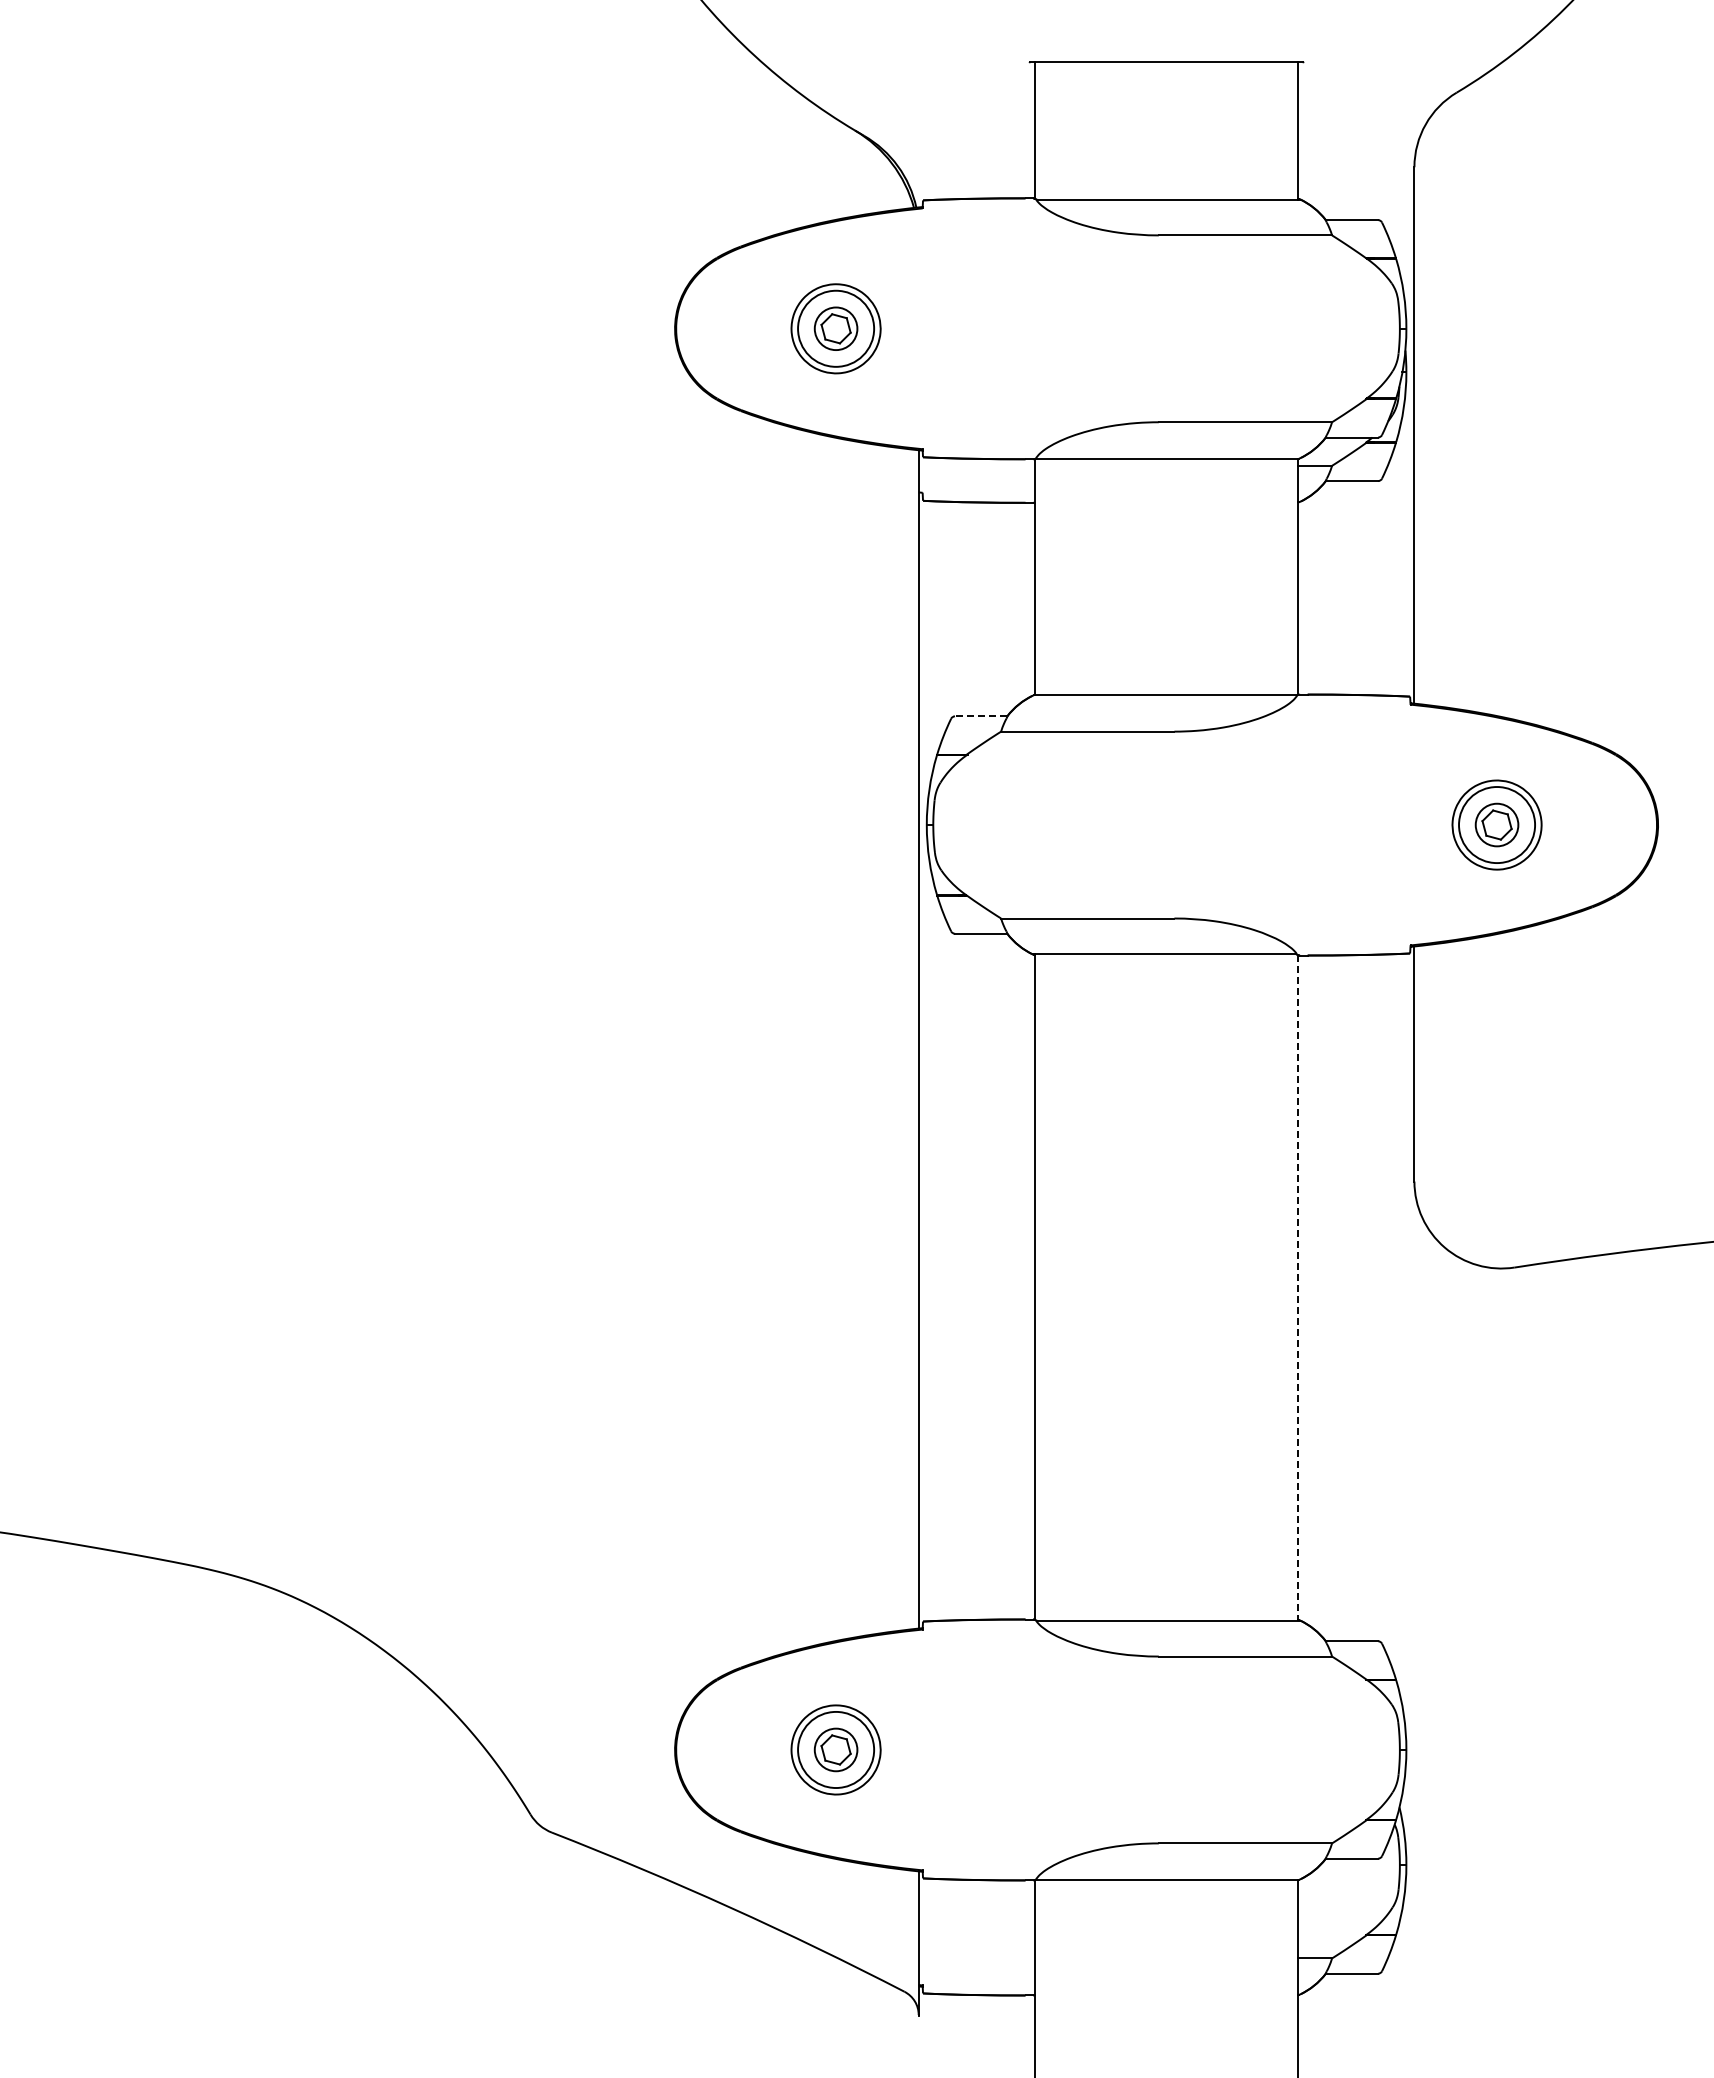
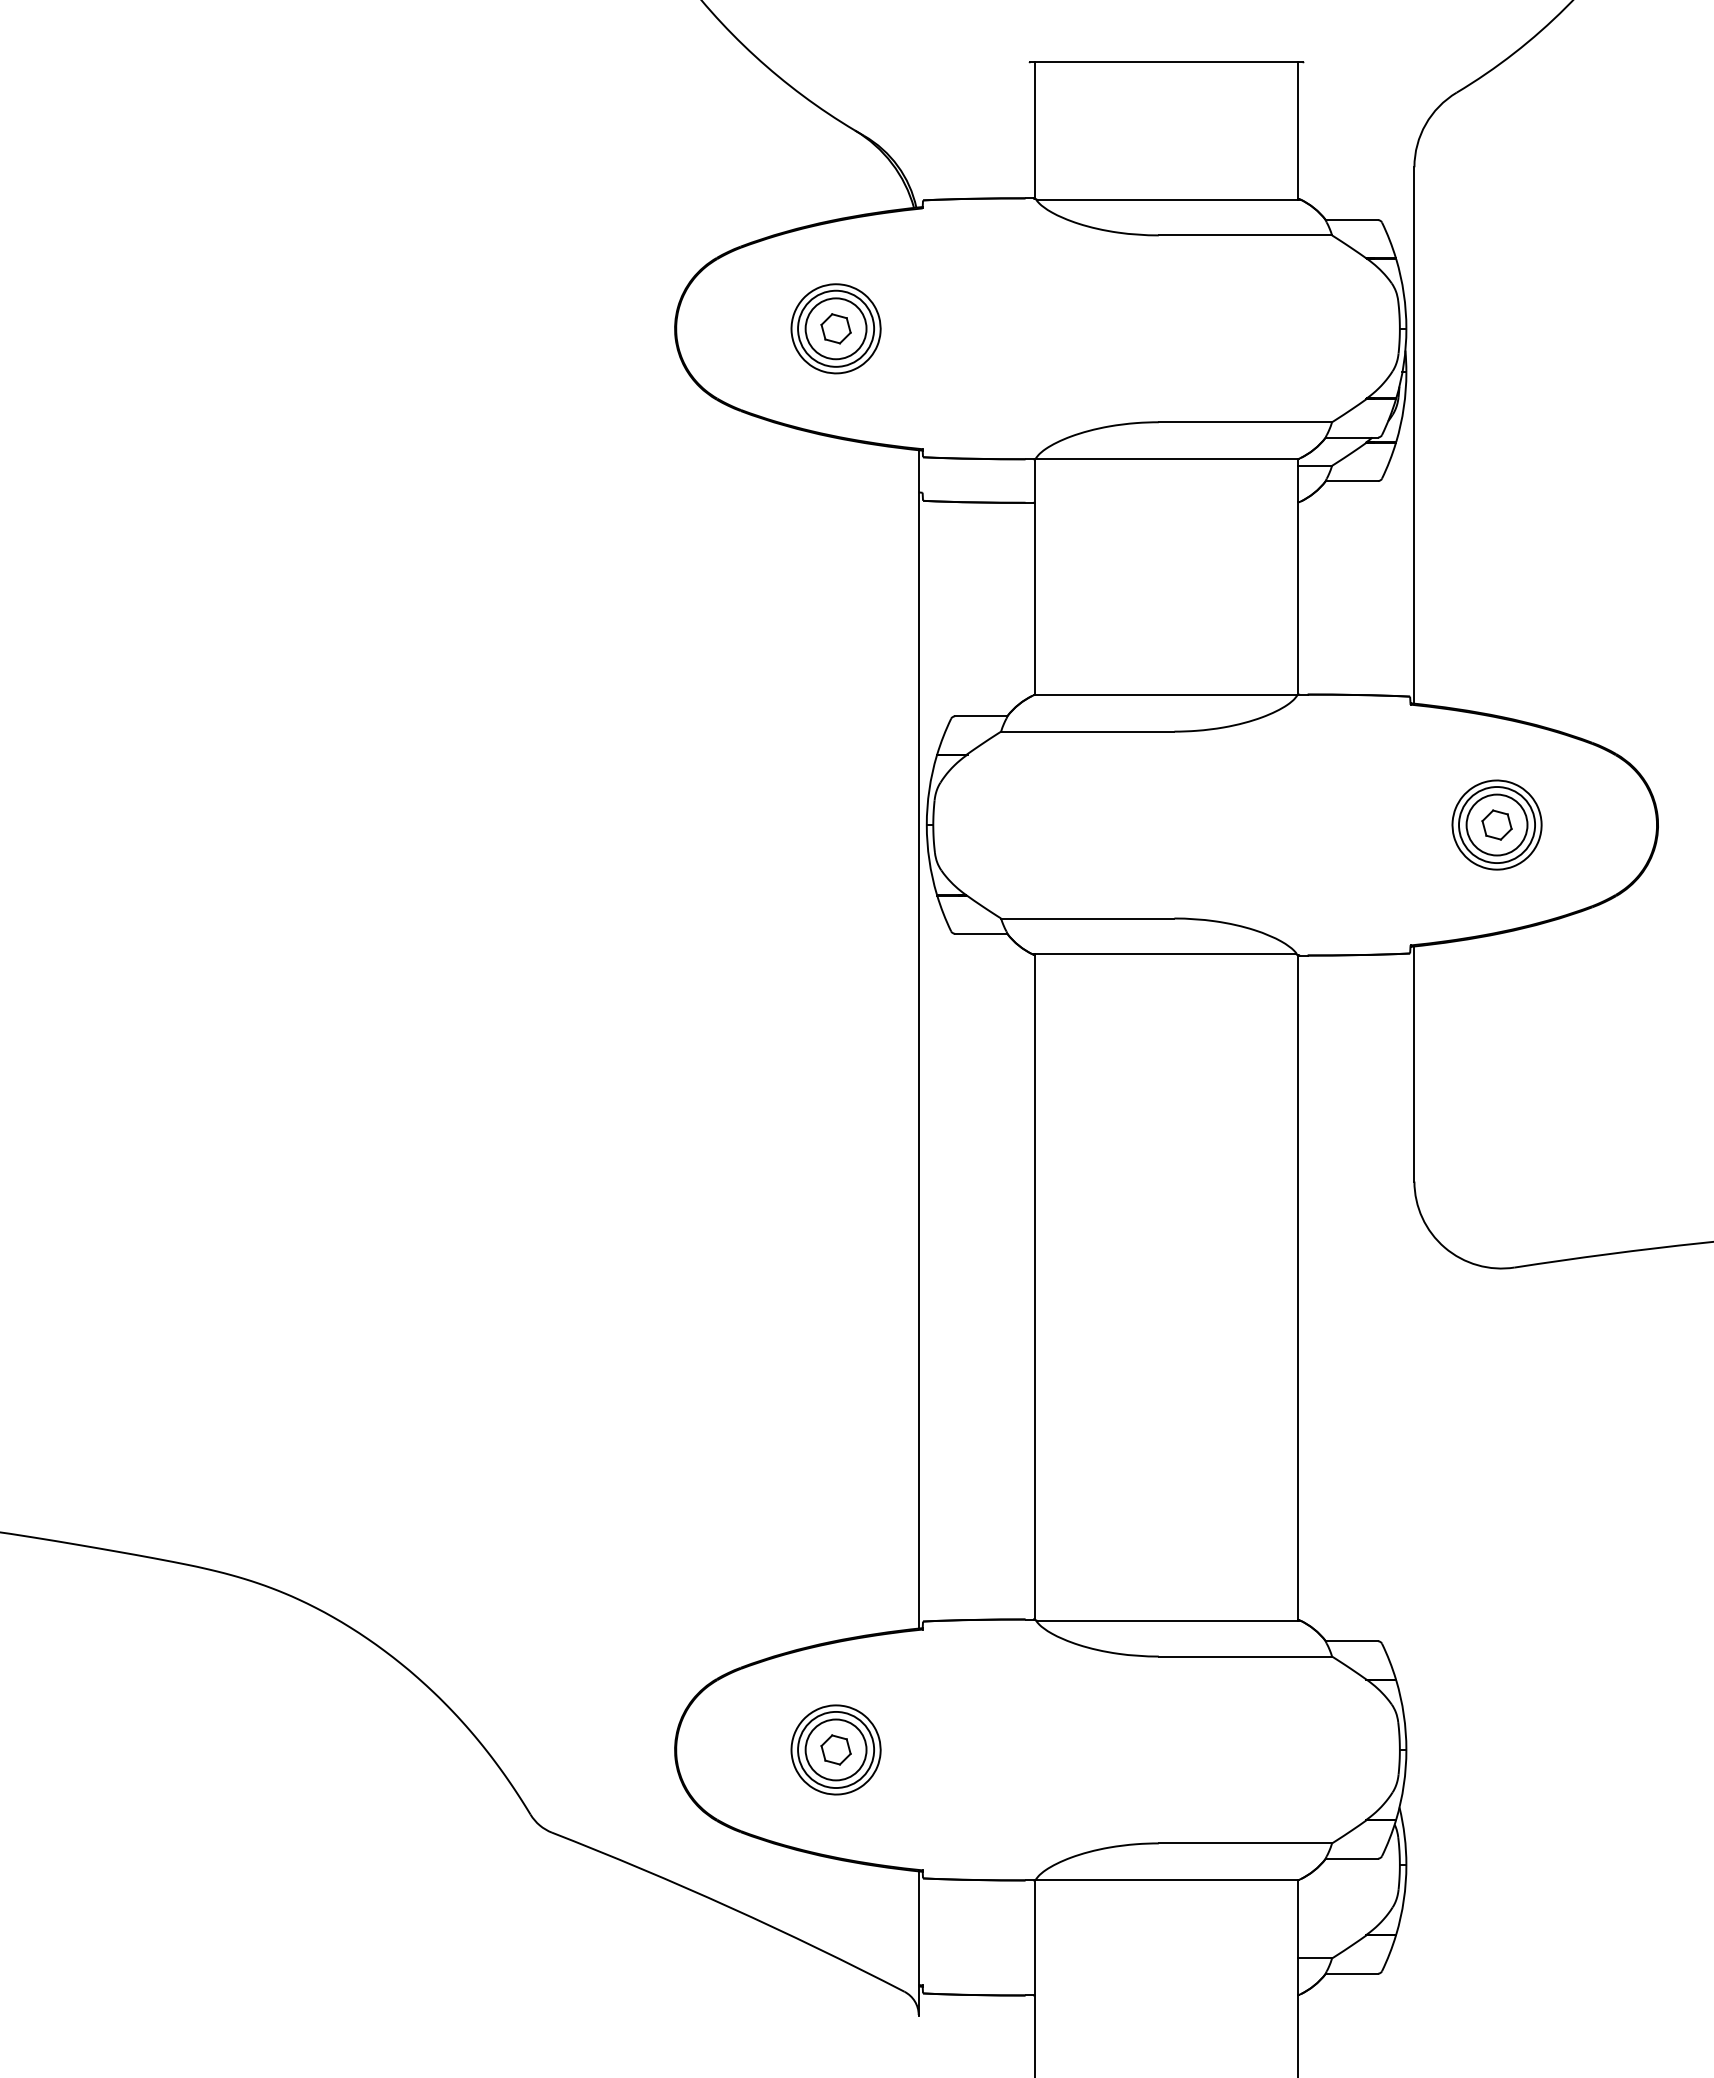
circle diameter: 43 px -> 61 px (835, 328)
line: dashed -> solid (980, 716)
circle diameter: 43 px -> 61 px (1496, 824)
line: dashed -> solid (1297, 1287)
circle diameter: 43 px -> 61 px (835, 1749)
